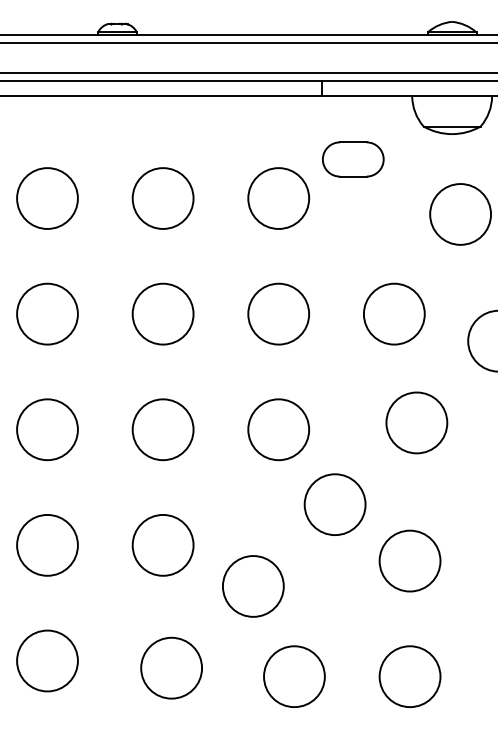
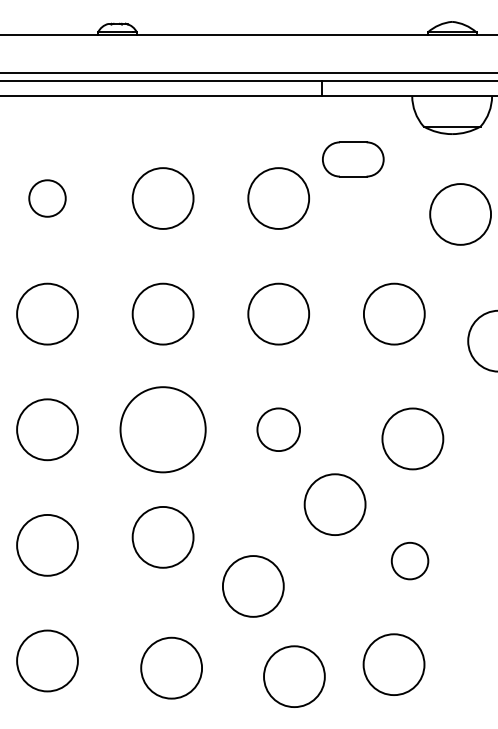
line: present -> none (248, 42)
circle diameter: 61 px -> 37 px (47, 198)
circle position: (416, 422) -> (412, 438) (412, 438)
circle diameter: 61 px -> 85 px (162, 429)
circle diameter: 61 px -> 43 px (278, 429)
circle position: (162, 545) -> (162, 537) (162, 537)
circle diameter: 61 px -> 37 px (409, 560)
circle position: (409, 676) -> (393, 664) (393, 664)
